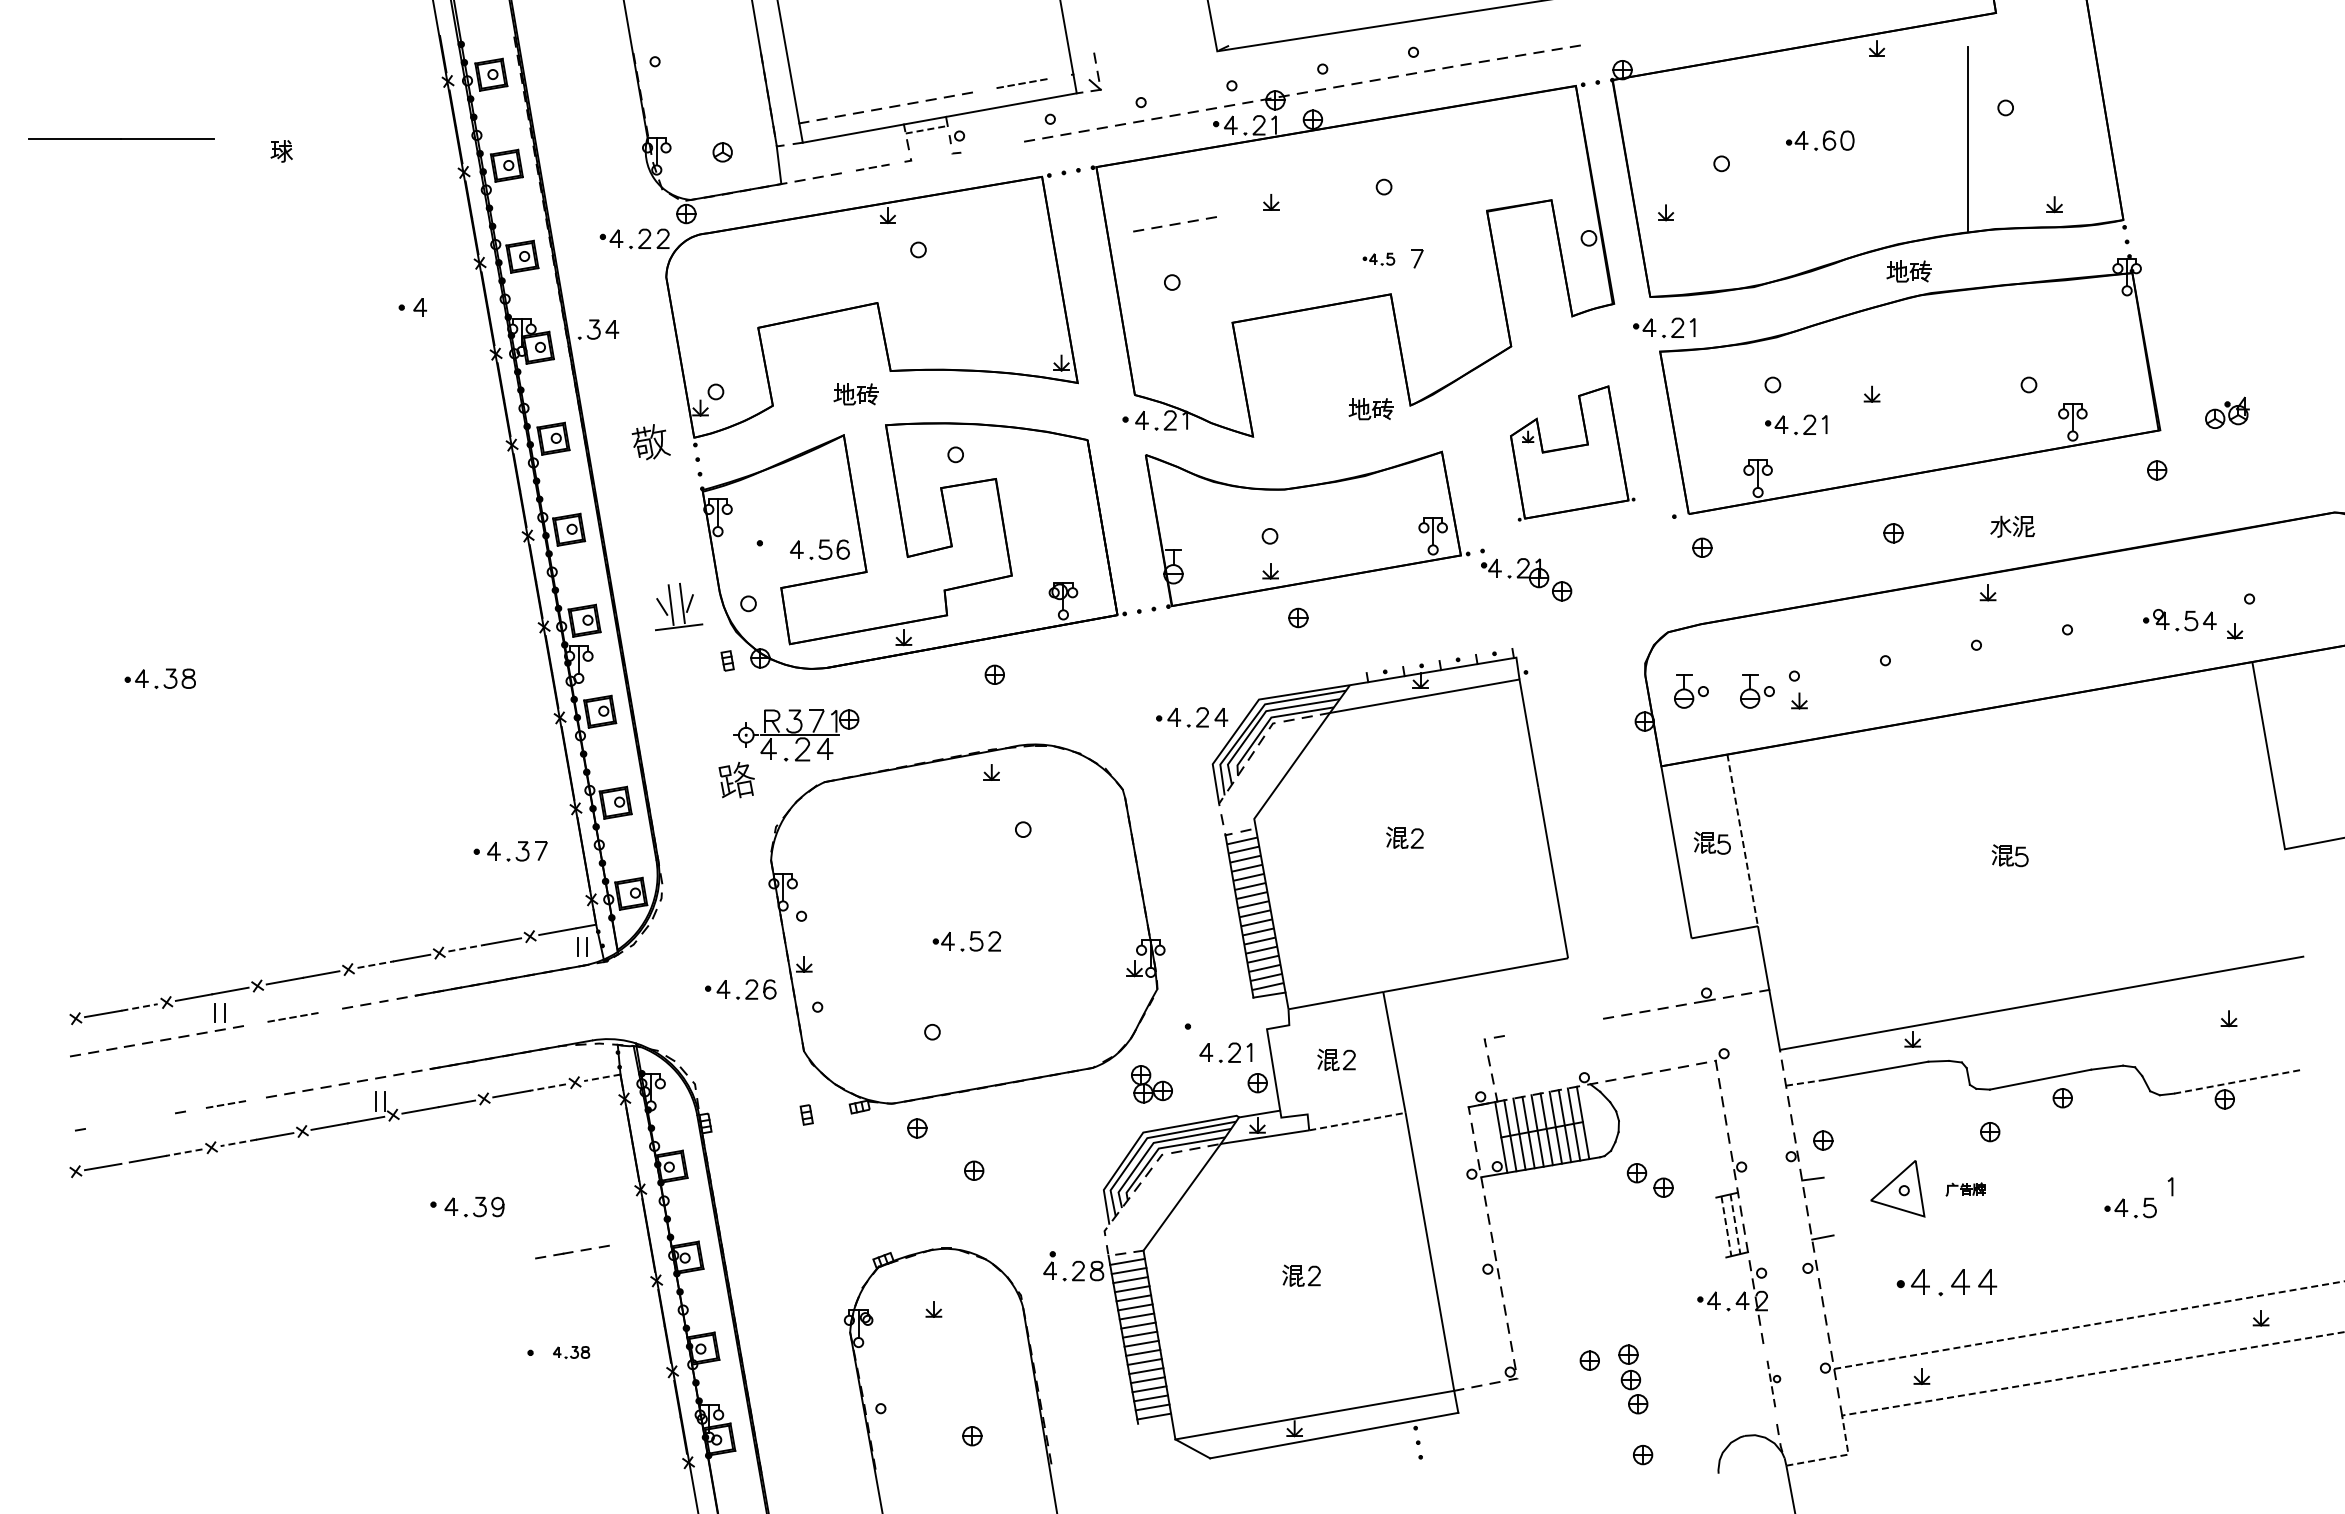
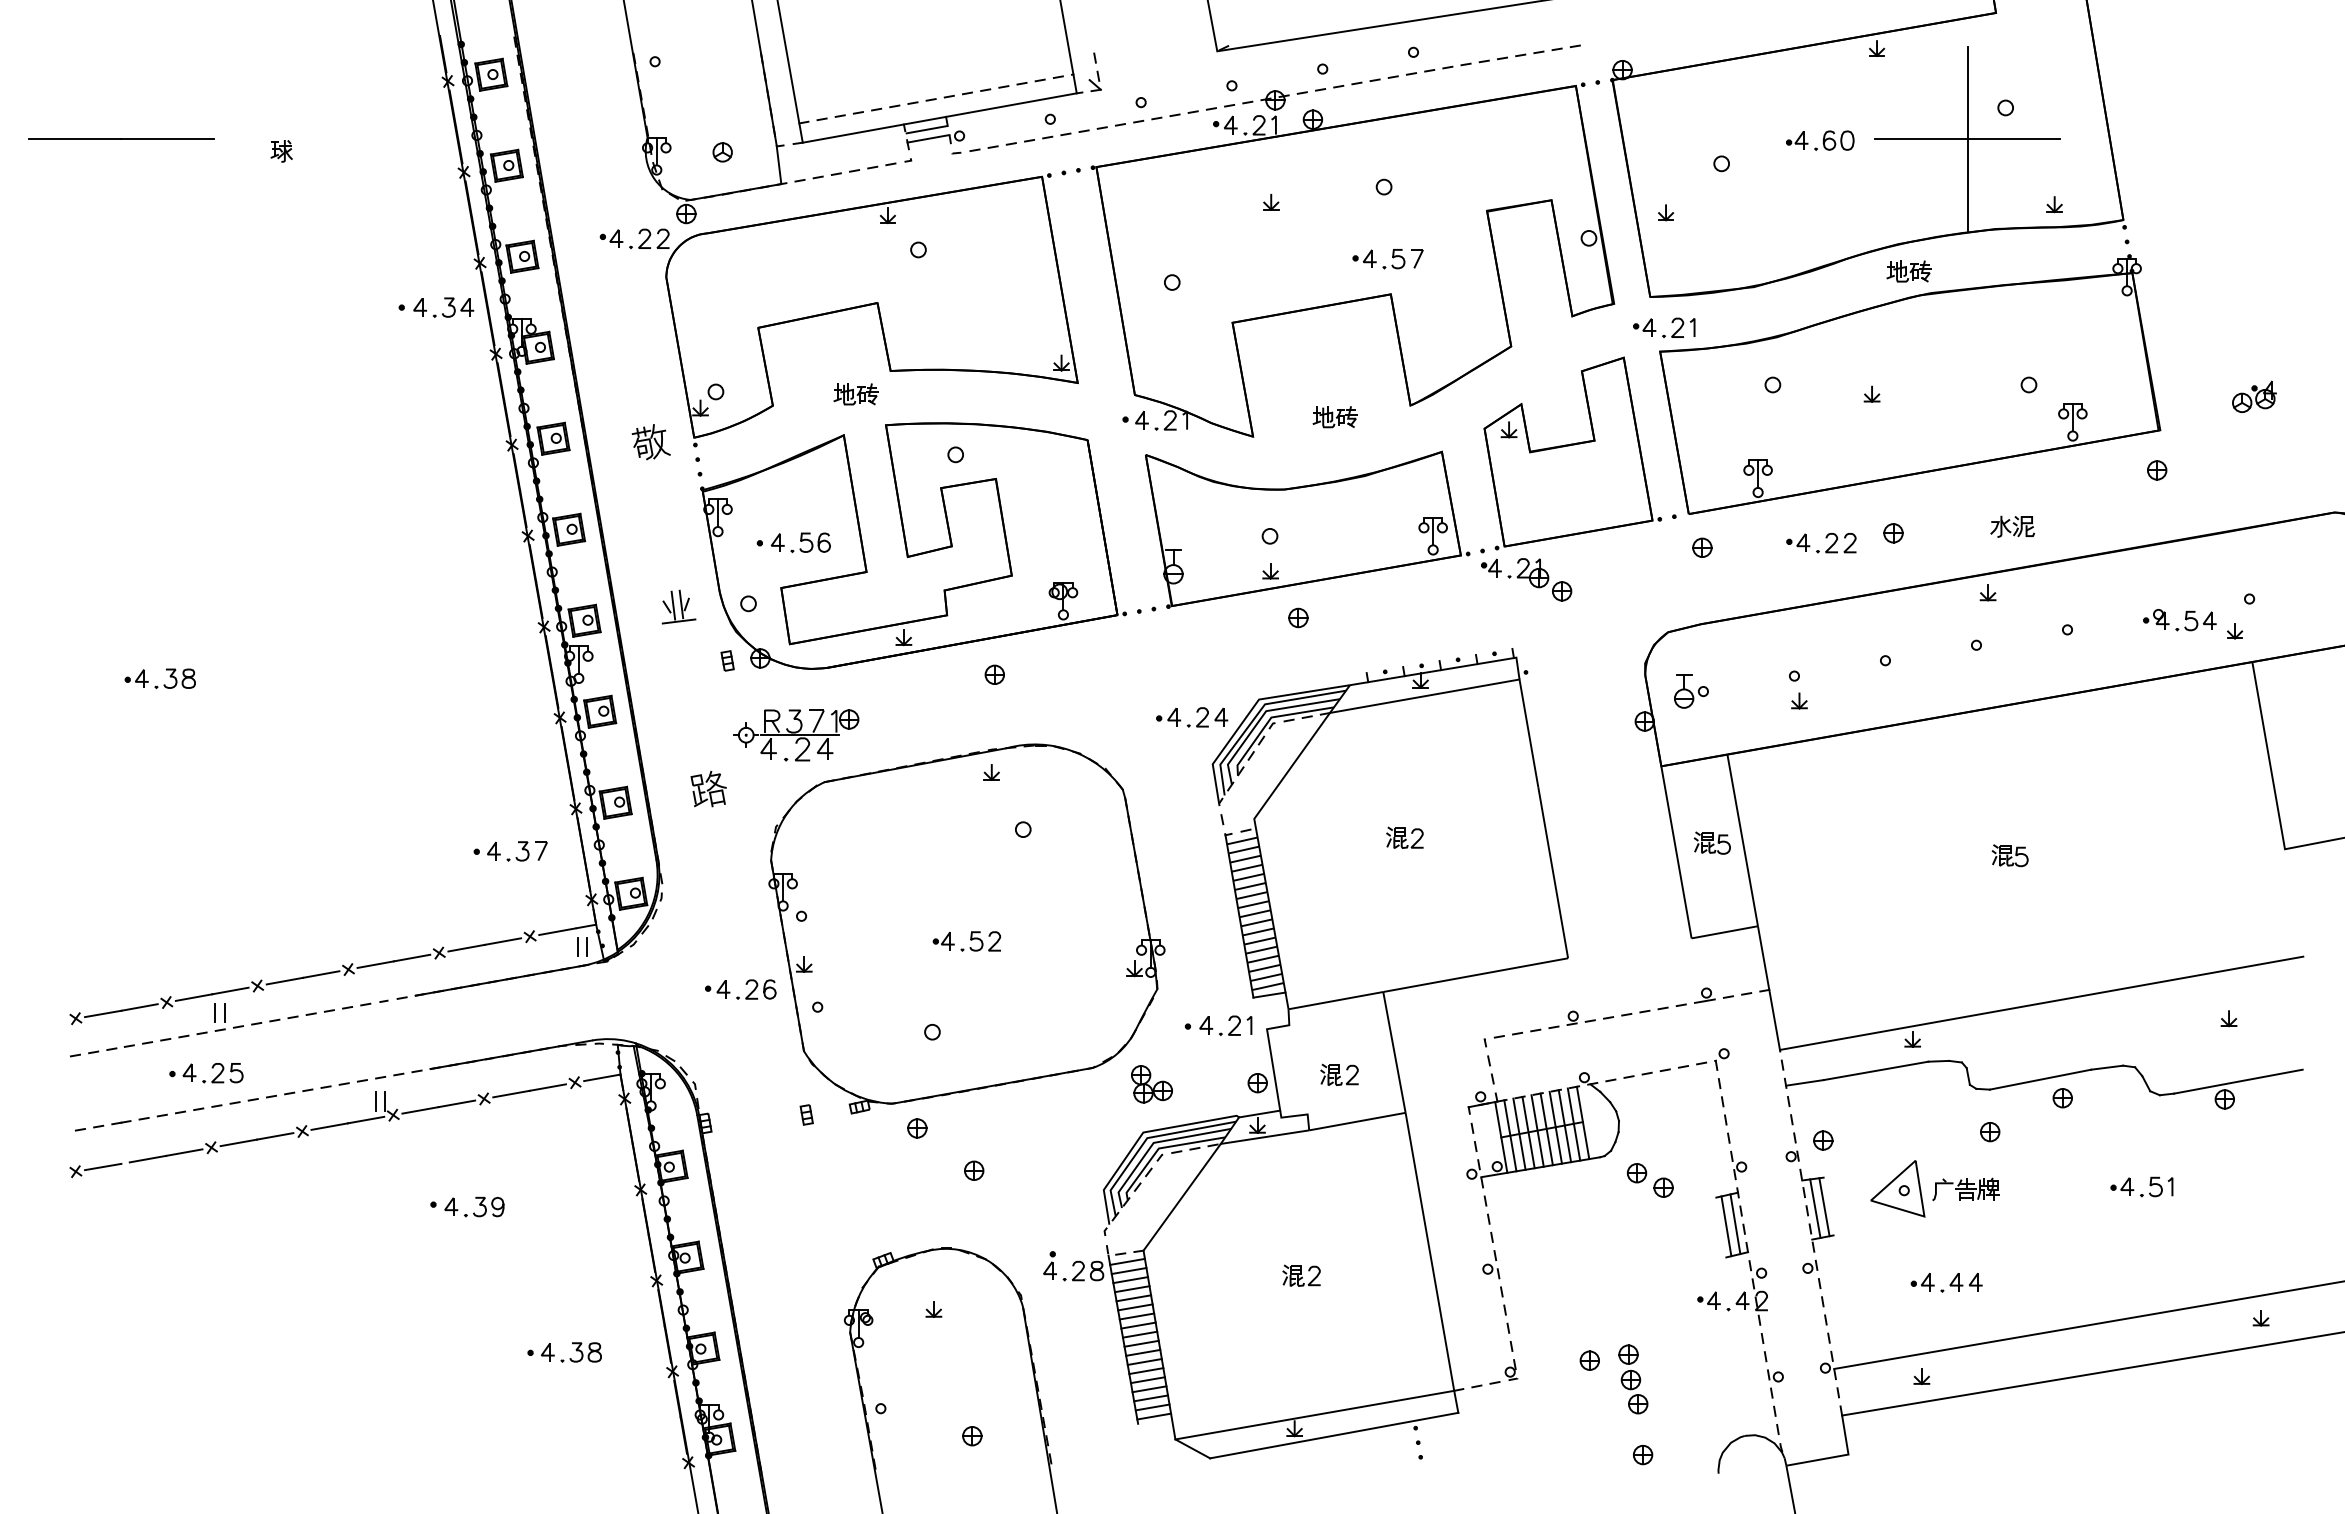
part size: 52x11 px -> 84x17 px (1021, 83)
line: dashed -> solid (927, 129)
line: none -> present (928, 138)
line: none -> present (1967, 138)
part: none -> present (992, 146)
part size: 34x9 px -> 48x11 px (872, 167)
part: present -> none (1174, 224)
part size: 34x14 px -> 54x21 px (1378, 259)
part position: (598, 329) -> (453, 307) (453, 307)
part position: (1370, 409) -> (1334, 417) (1334, 417)
part position: (2227, 412) -> (2254, 396) (2254, 396)
part: present -> none (1796, 432)
part size: 126x137 px -> 179x195 px (1572, 453)
part: none -> present (1825, 538)
part position: (819, 549) -> (800, 542) (800, 542)
part size: 49x50 px -> 36x36 px (678, 606)
part: present -> none (1757, 691)
part position: (736, 779) -> (708, 788) (708, 788)
line: dashed -> solid (1742, 840)
line: dashed -> solid (467, 948)
line: dashed -> solid (376, 964)
line: dashed -> solid (140, 1007)
part size: 52x11 px -> 84x17 px (292, 1017)
part: none -> present (1553, 1022)
part position: (1225, 1052) -> (1225, 1025) (1225, 1025)
part position: (1336, 1059) -> (1339, 1074) (1339, 1074)
line: dashed -> solid (601, 1077)
part: none -> present (205, 1080)
line: dashed -> solid (2238, 1081)
line: dashed -> solid (1805, 1082)
line: dashed -> solid (547, 1087)
part size: 42x9 px -> 66x13 px (225, 1104)
line: dashed -> solid (1357, 1121)
line: dashed -> solid (238, 1142)
line: dashed -> solid (183, 1152)
part size: 41x15 px -> 68x25 px (1965, 1189)
line: none -> present (1824, 1207)
part position: (2130, 1207) -> (2136, 1186) (2136, 1186)
line: none -> present (1815, 1208)
line: dashed -> solid (1735, 1224)
line: dashed -> solid (1726, 1226)
part position: (572, 1251) -> (130, 1120) (130, 1120)
part size: 102x28 px -> 73x20 px (1946, 1282)
line: dashed -> solid (2090, 1325)
part size: 38x13 px -> 61x21 px (571, 1352)
line: dashed -> solid (2041, 1382)
part size: 16x48 px -> 20x66 px (1773, 1383)
